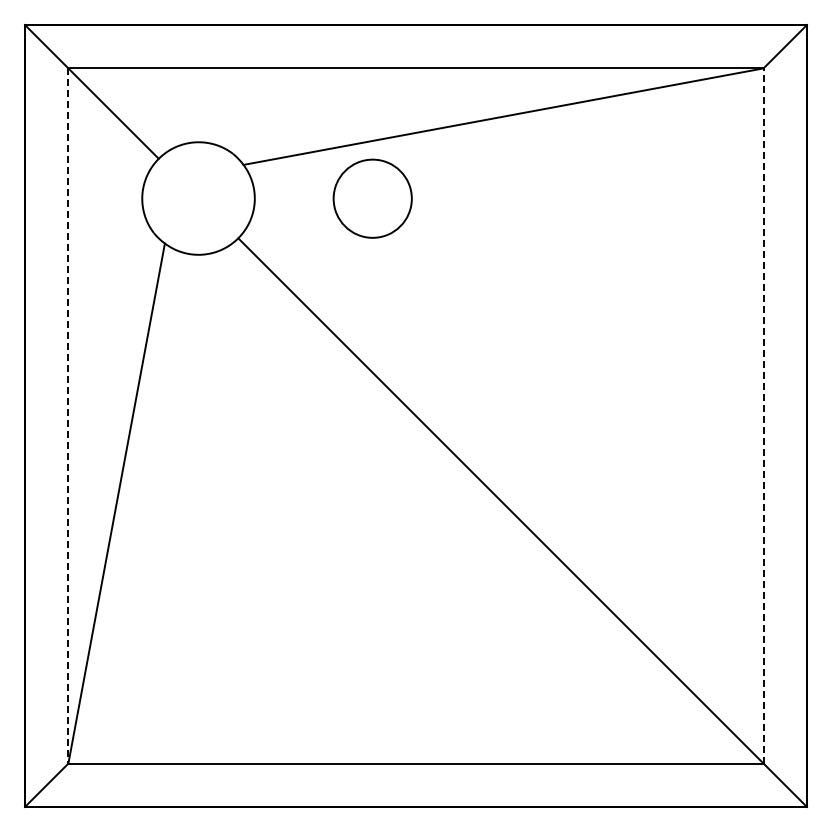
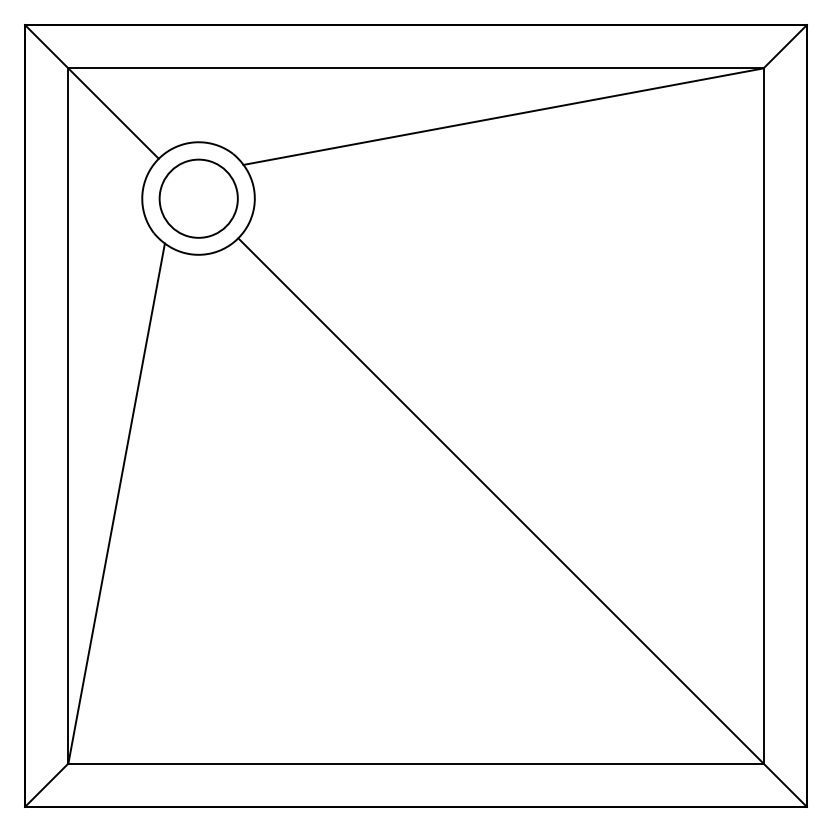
circle position: (372, 198) -> (198, 198) (198, 198)
line: dashed -> solid (68, 416)
line: dashed -> solid (763, 416)
